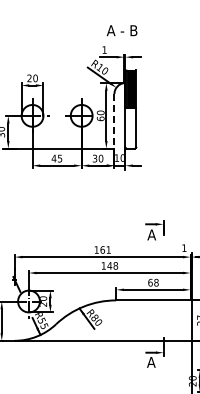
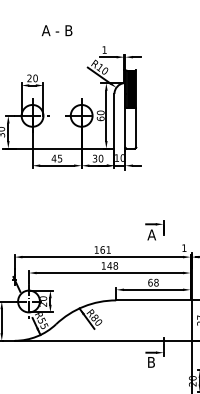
text position: (121, 30) -> (56, 30) (56, 30)
line: dashed -> solid (114, 121)
text: A -> B (151, 362)
